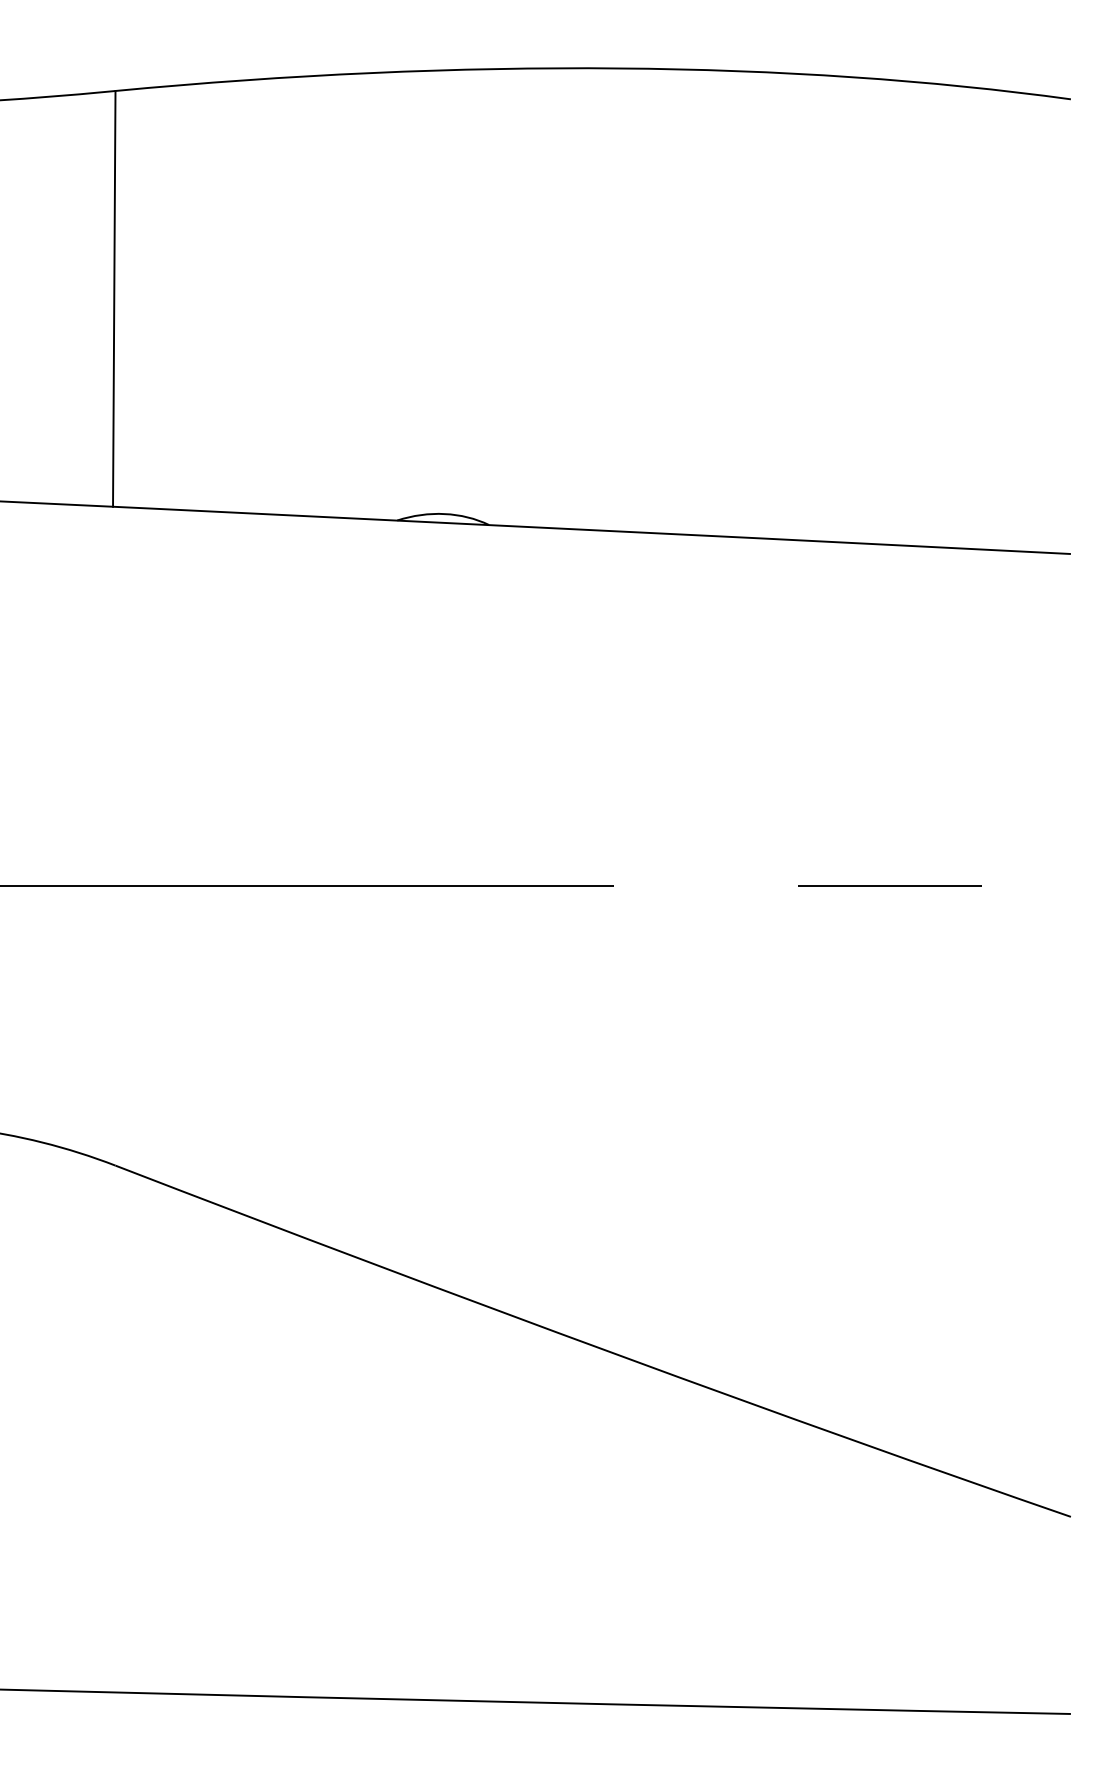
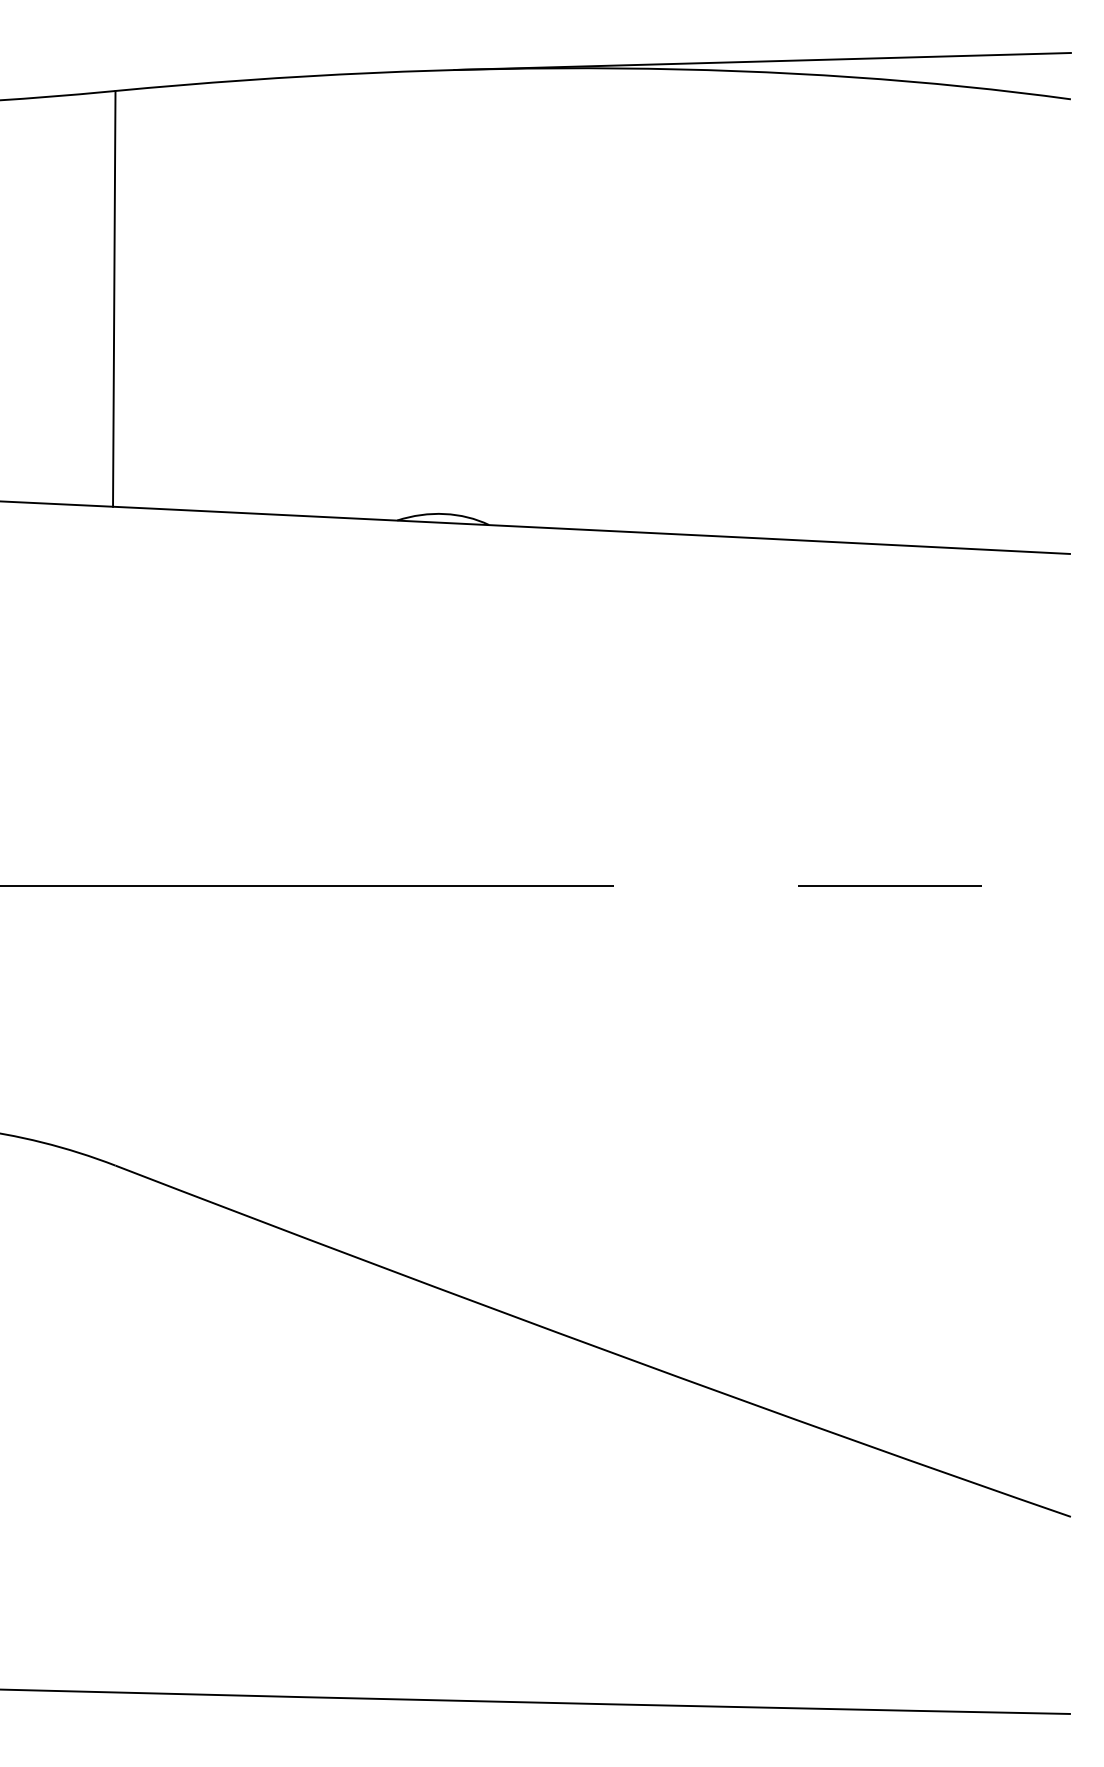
line: none -> present (762, 61)
